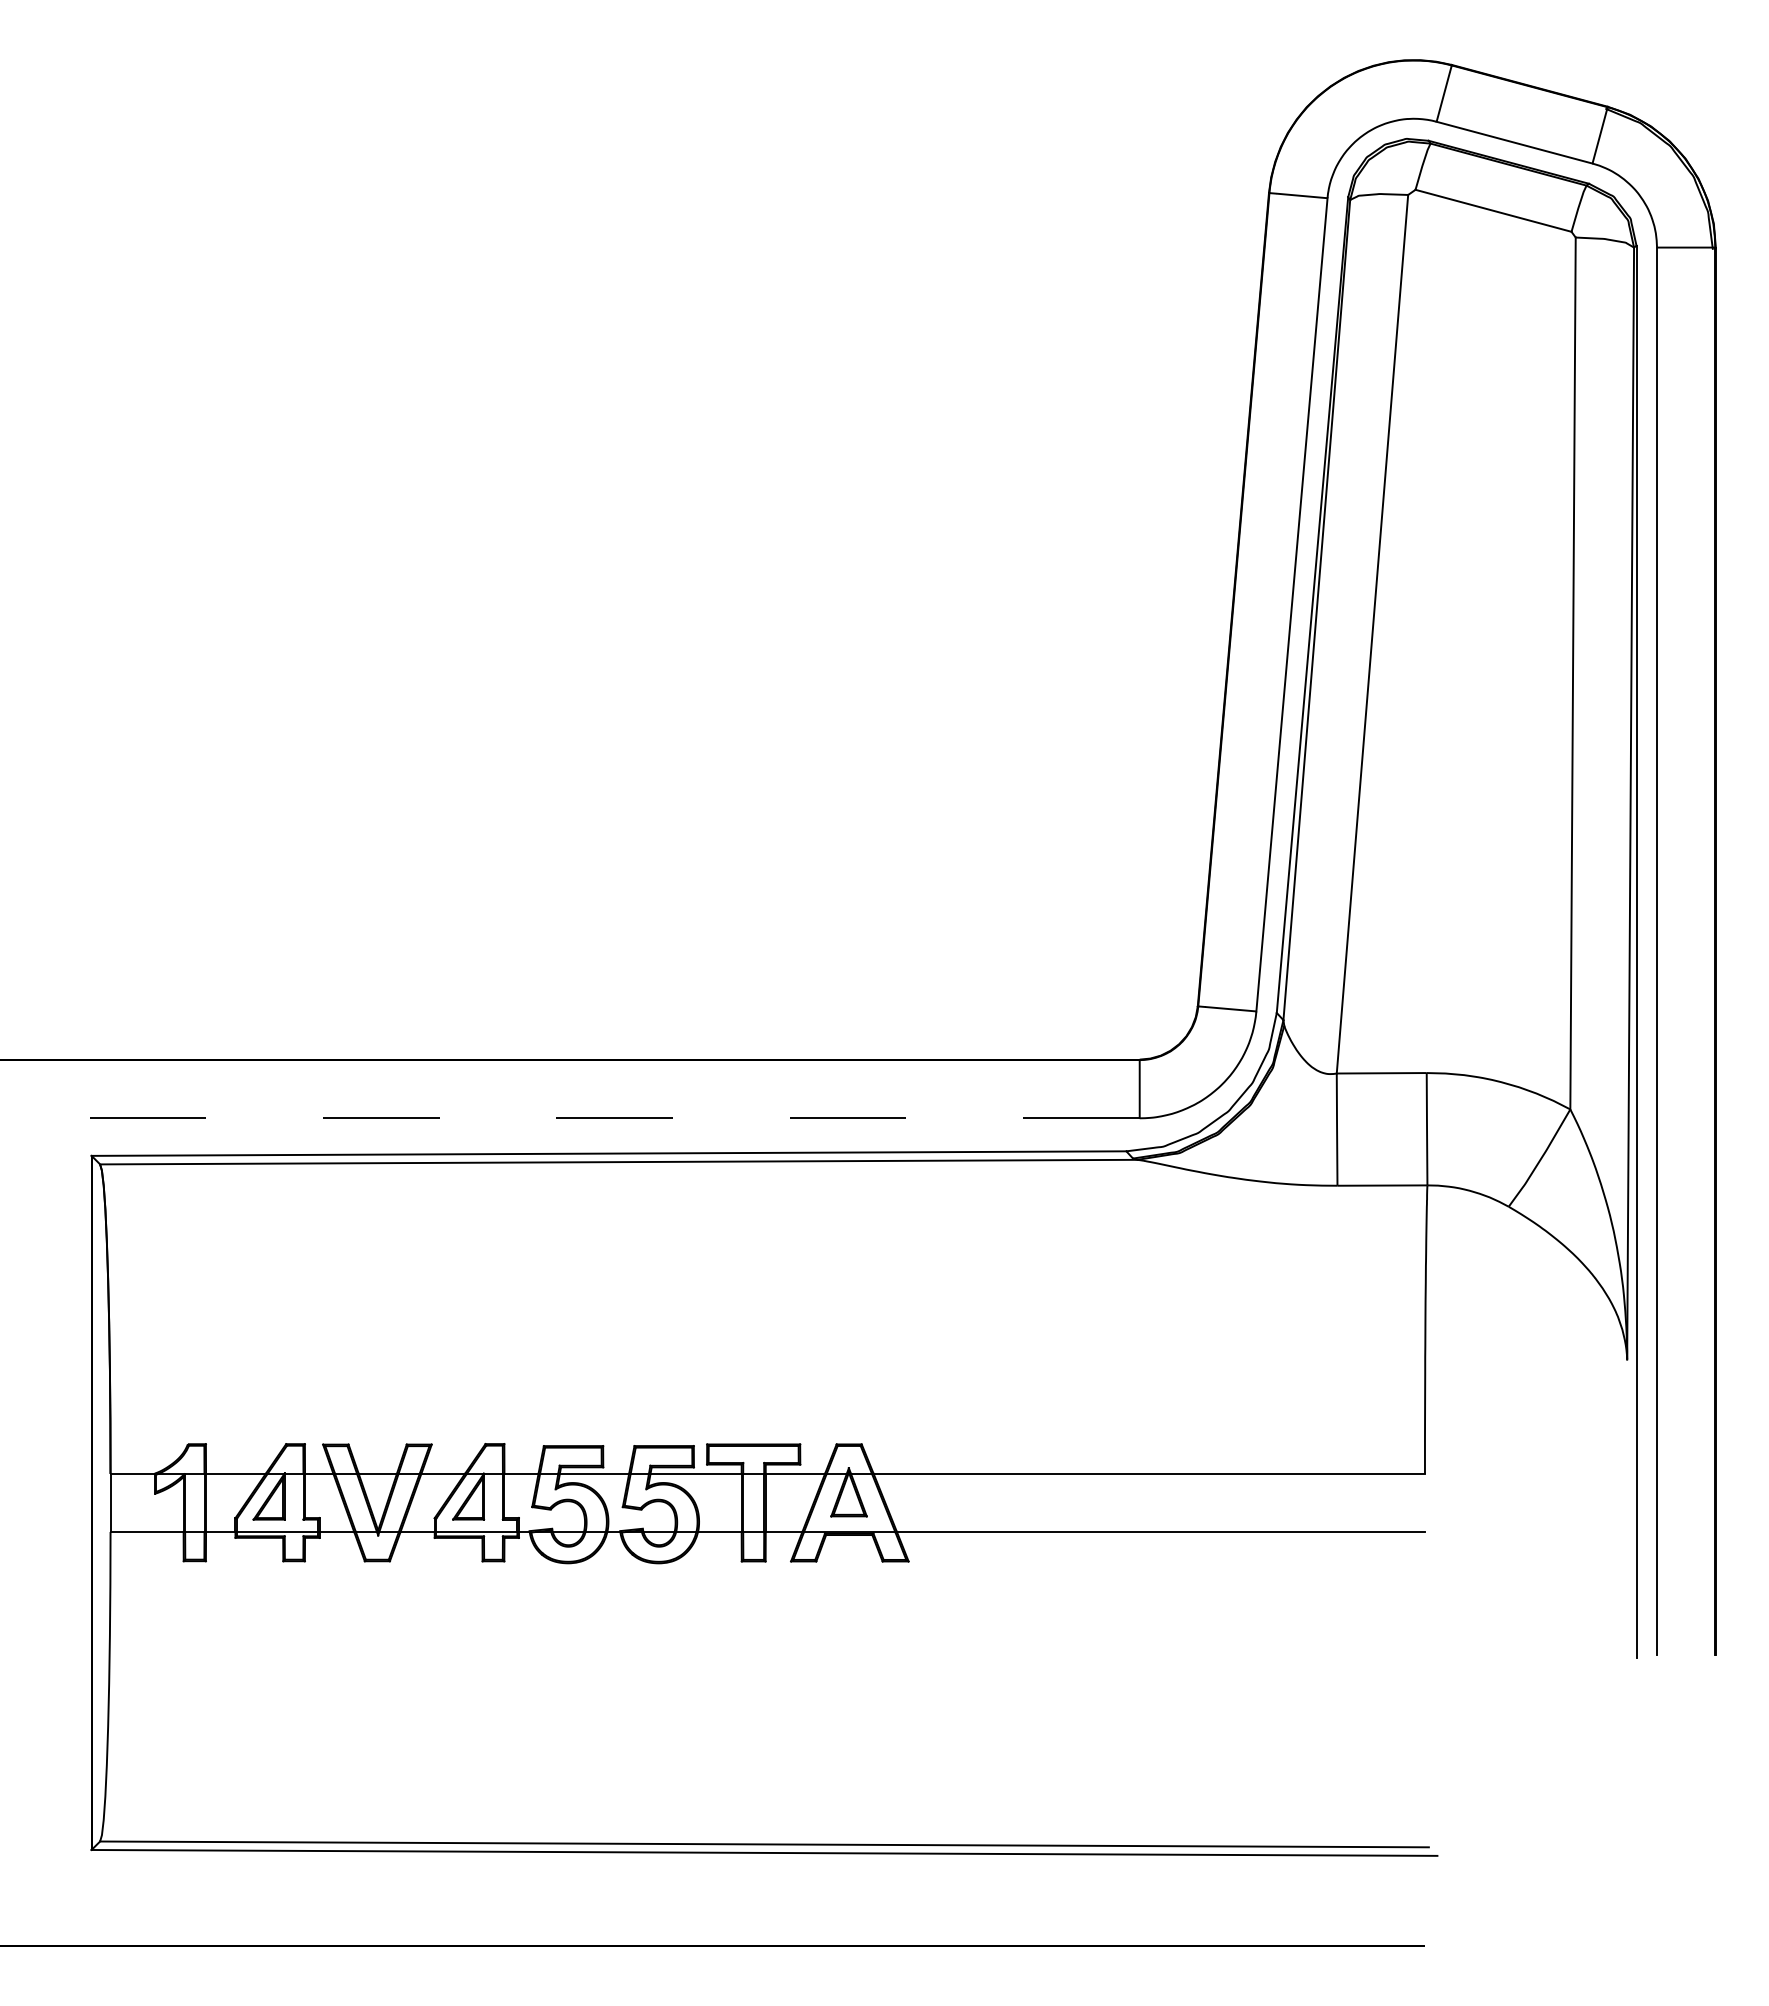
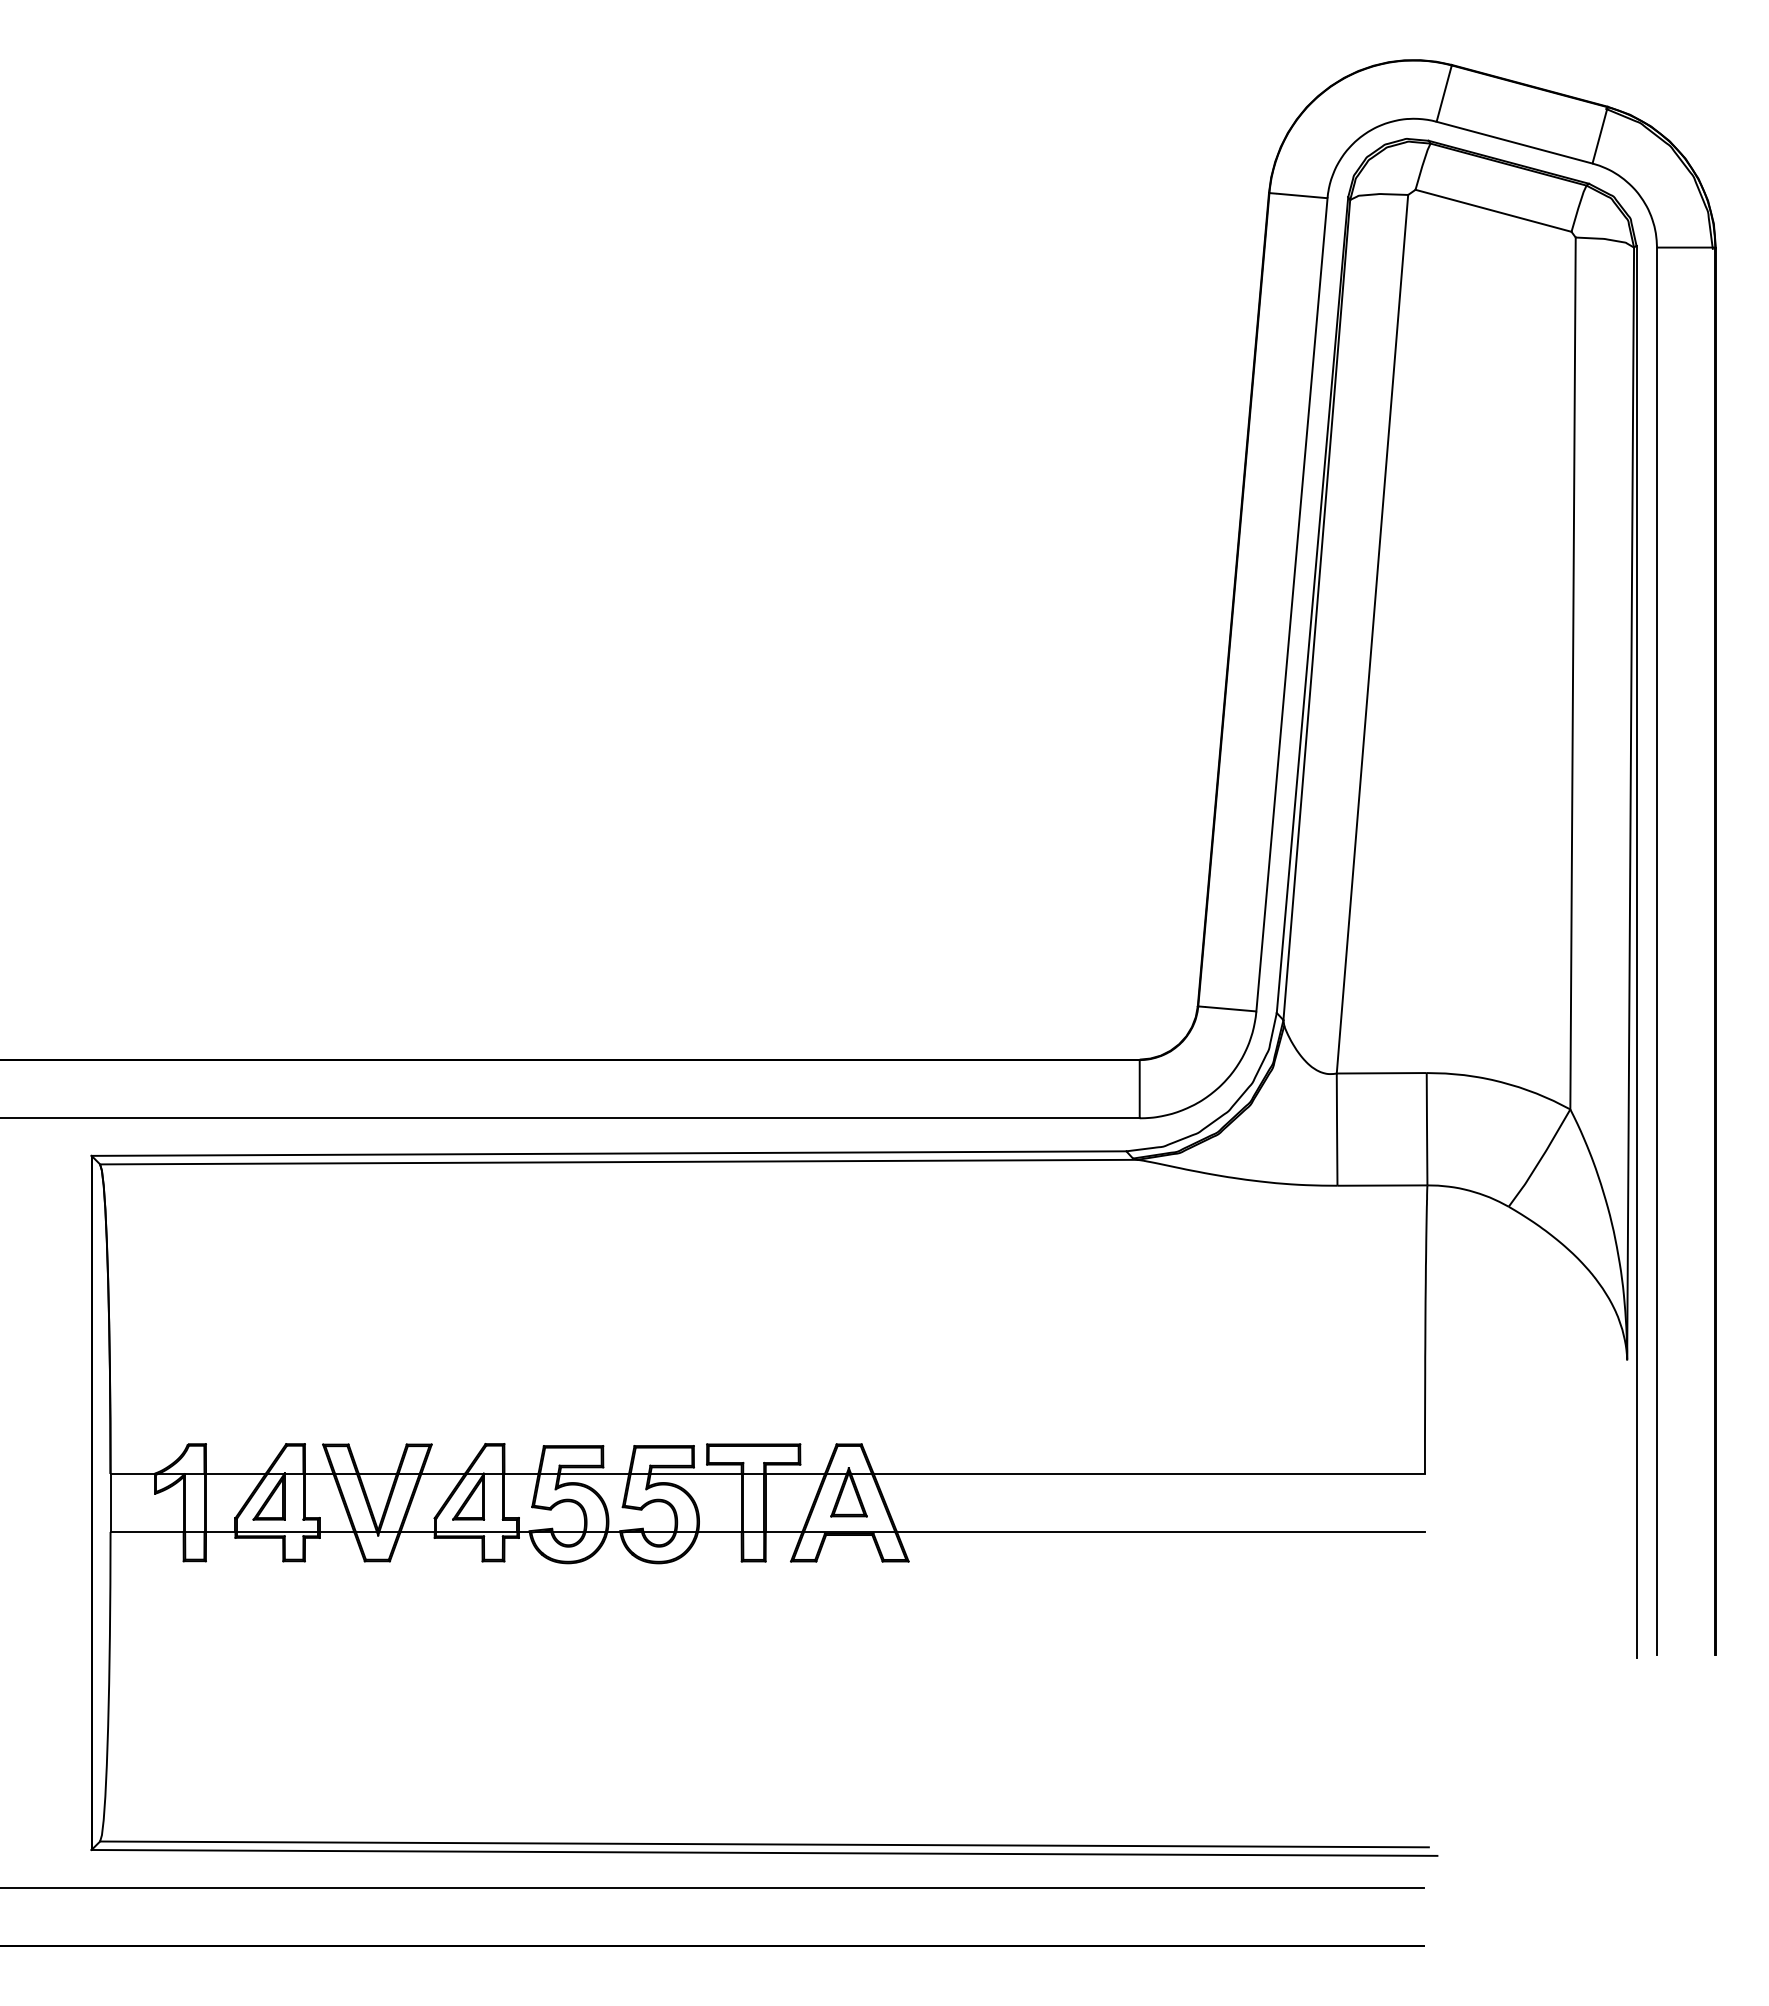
line: dashed -> solid (569, 1118)
line: none -> present (713, 1887)
